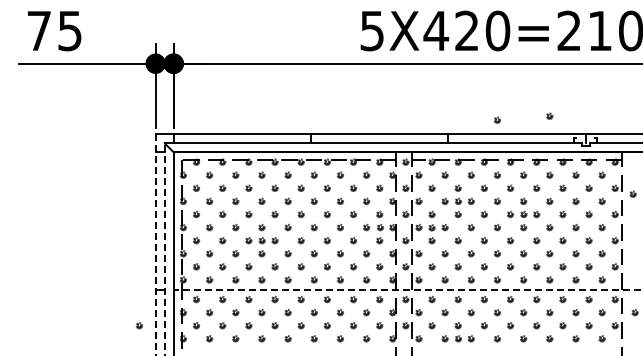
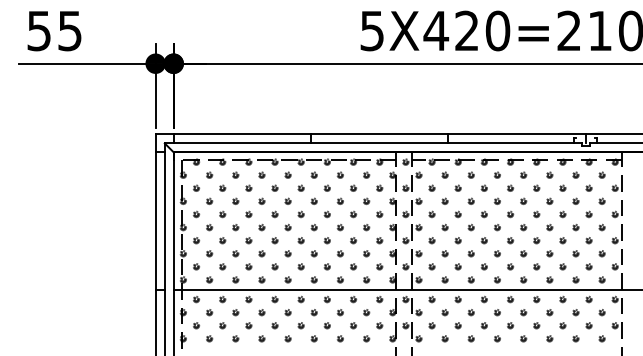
text: 75 -> 55 (38, 31)
part: present -> none (549, 115)
part: present -> none (497, 119)
part: present -> none (632, 193)
part: present -> none (457, 200)
part: present -> none (523, 214)
part: present -> none (379, 227)
part: present -> none (431, 227)
part: present -> none (261, 240)
line: dashed -> solid (155, 245)
line: dashed -> solid (164, 249)
line: dashed -> solid (407, 289)
part: present -> none (634, 312)
part: present -> none (139, 325)
part: present -> none (458, 338)
